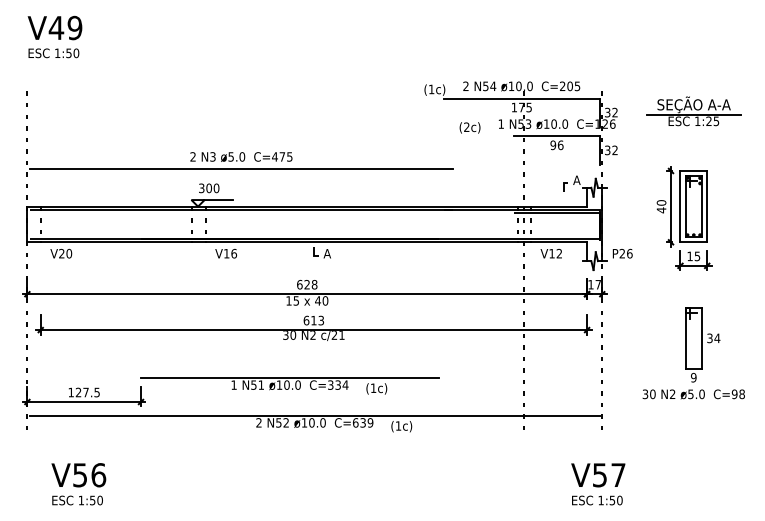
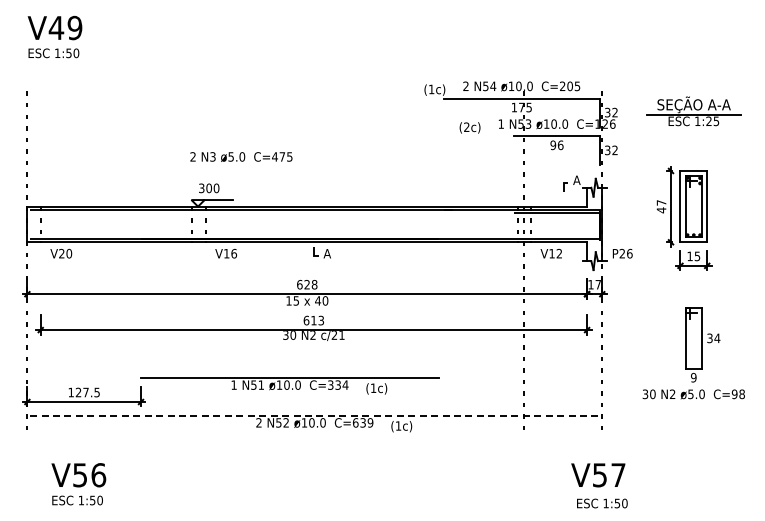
line: present -> none (241, 169)
text: 40 -> 47 (661, 202)
line: solid -> dashed (314, 416)
text position: (597, 500) -> (602, 503) (602, 503)
